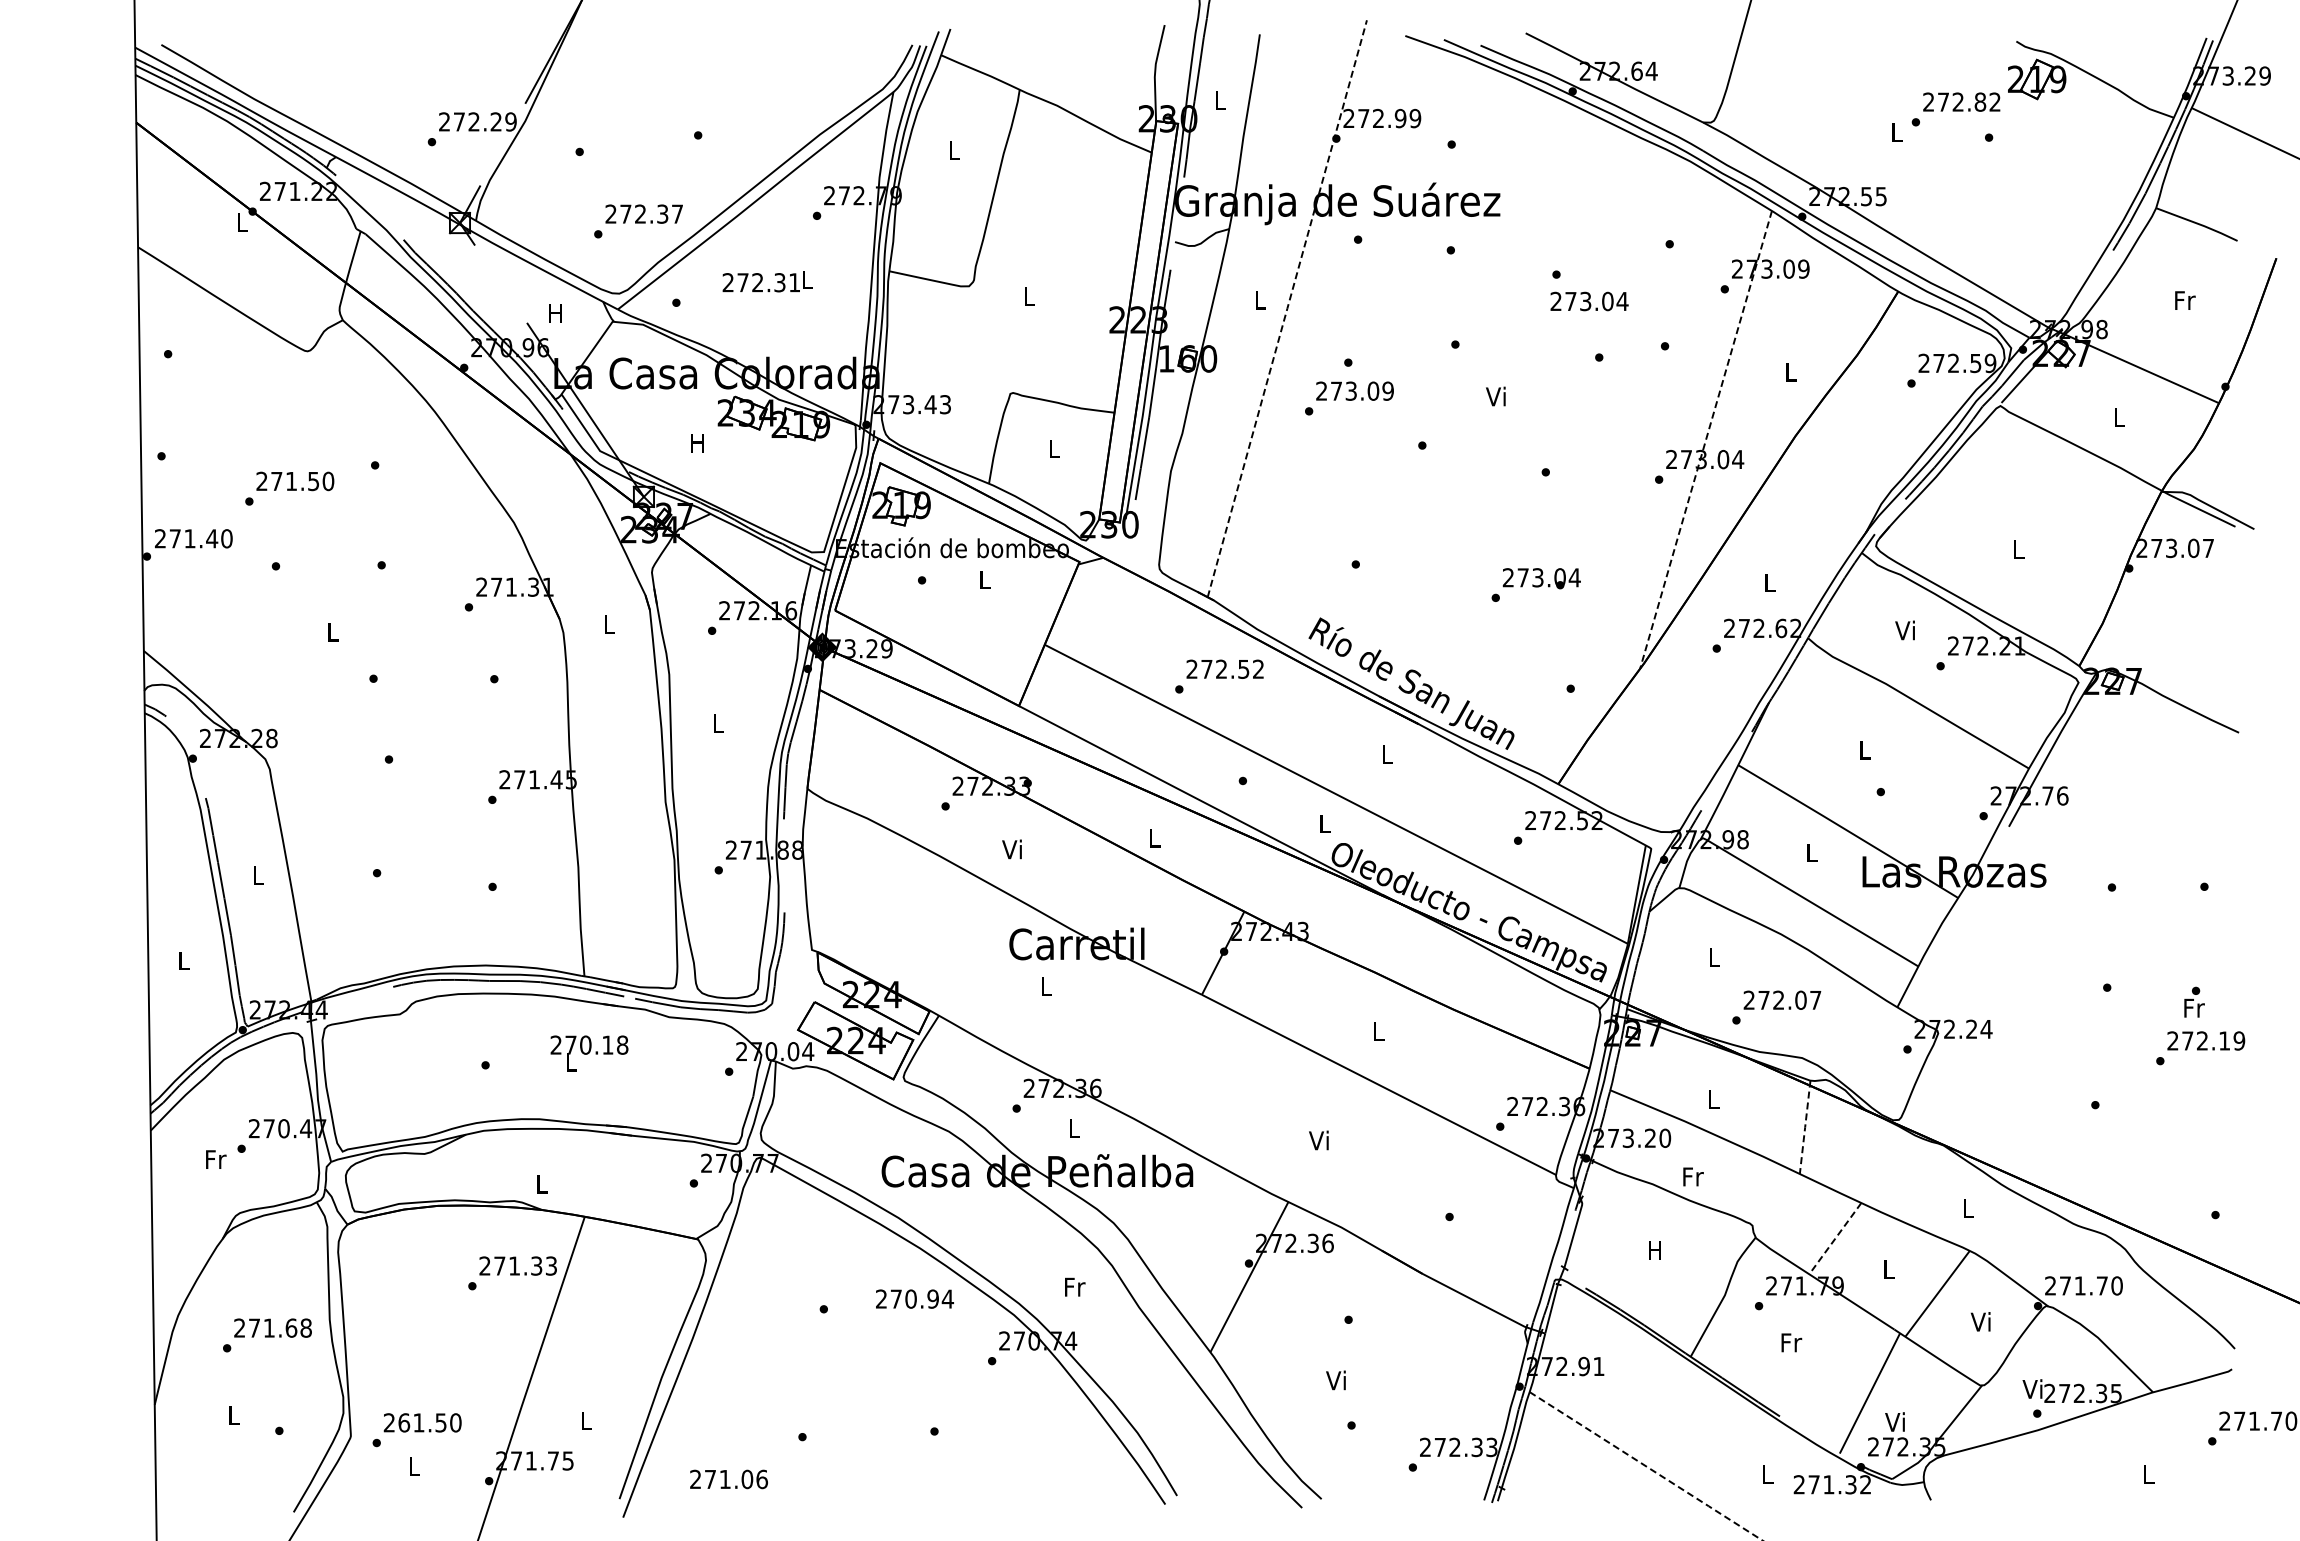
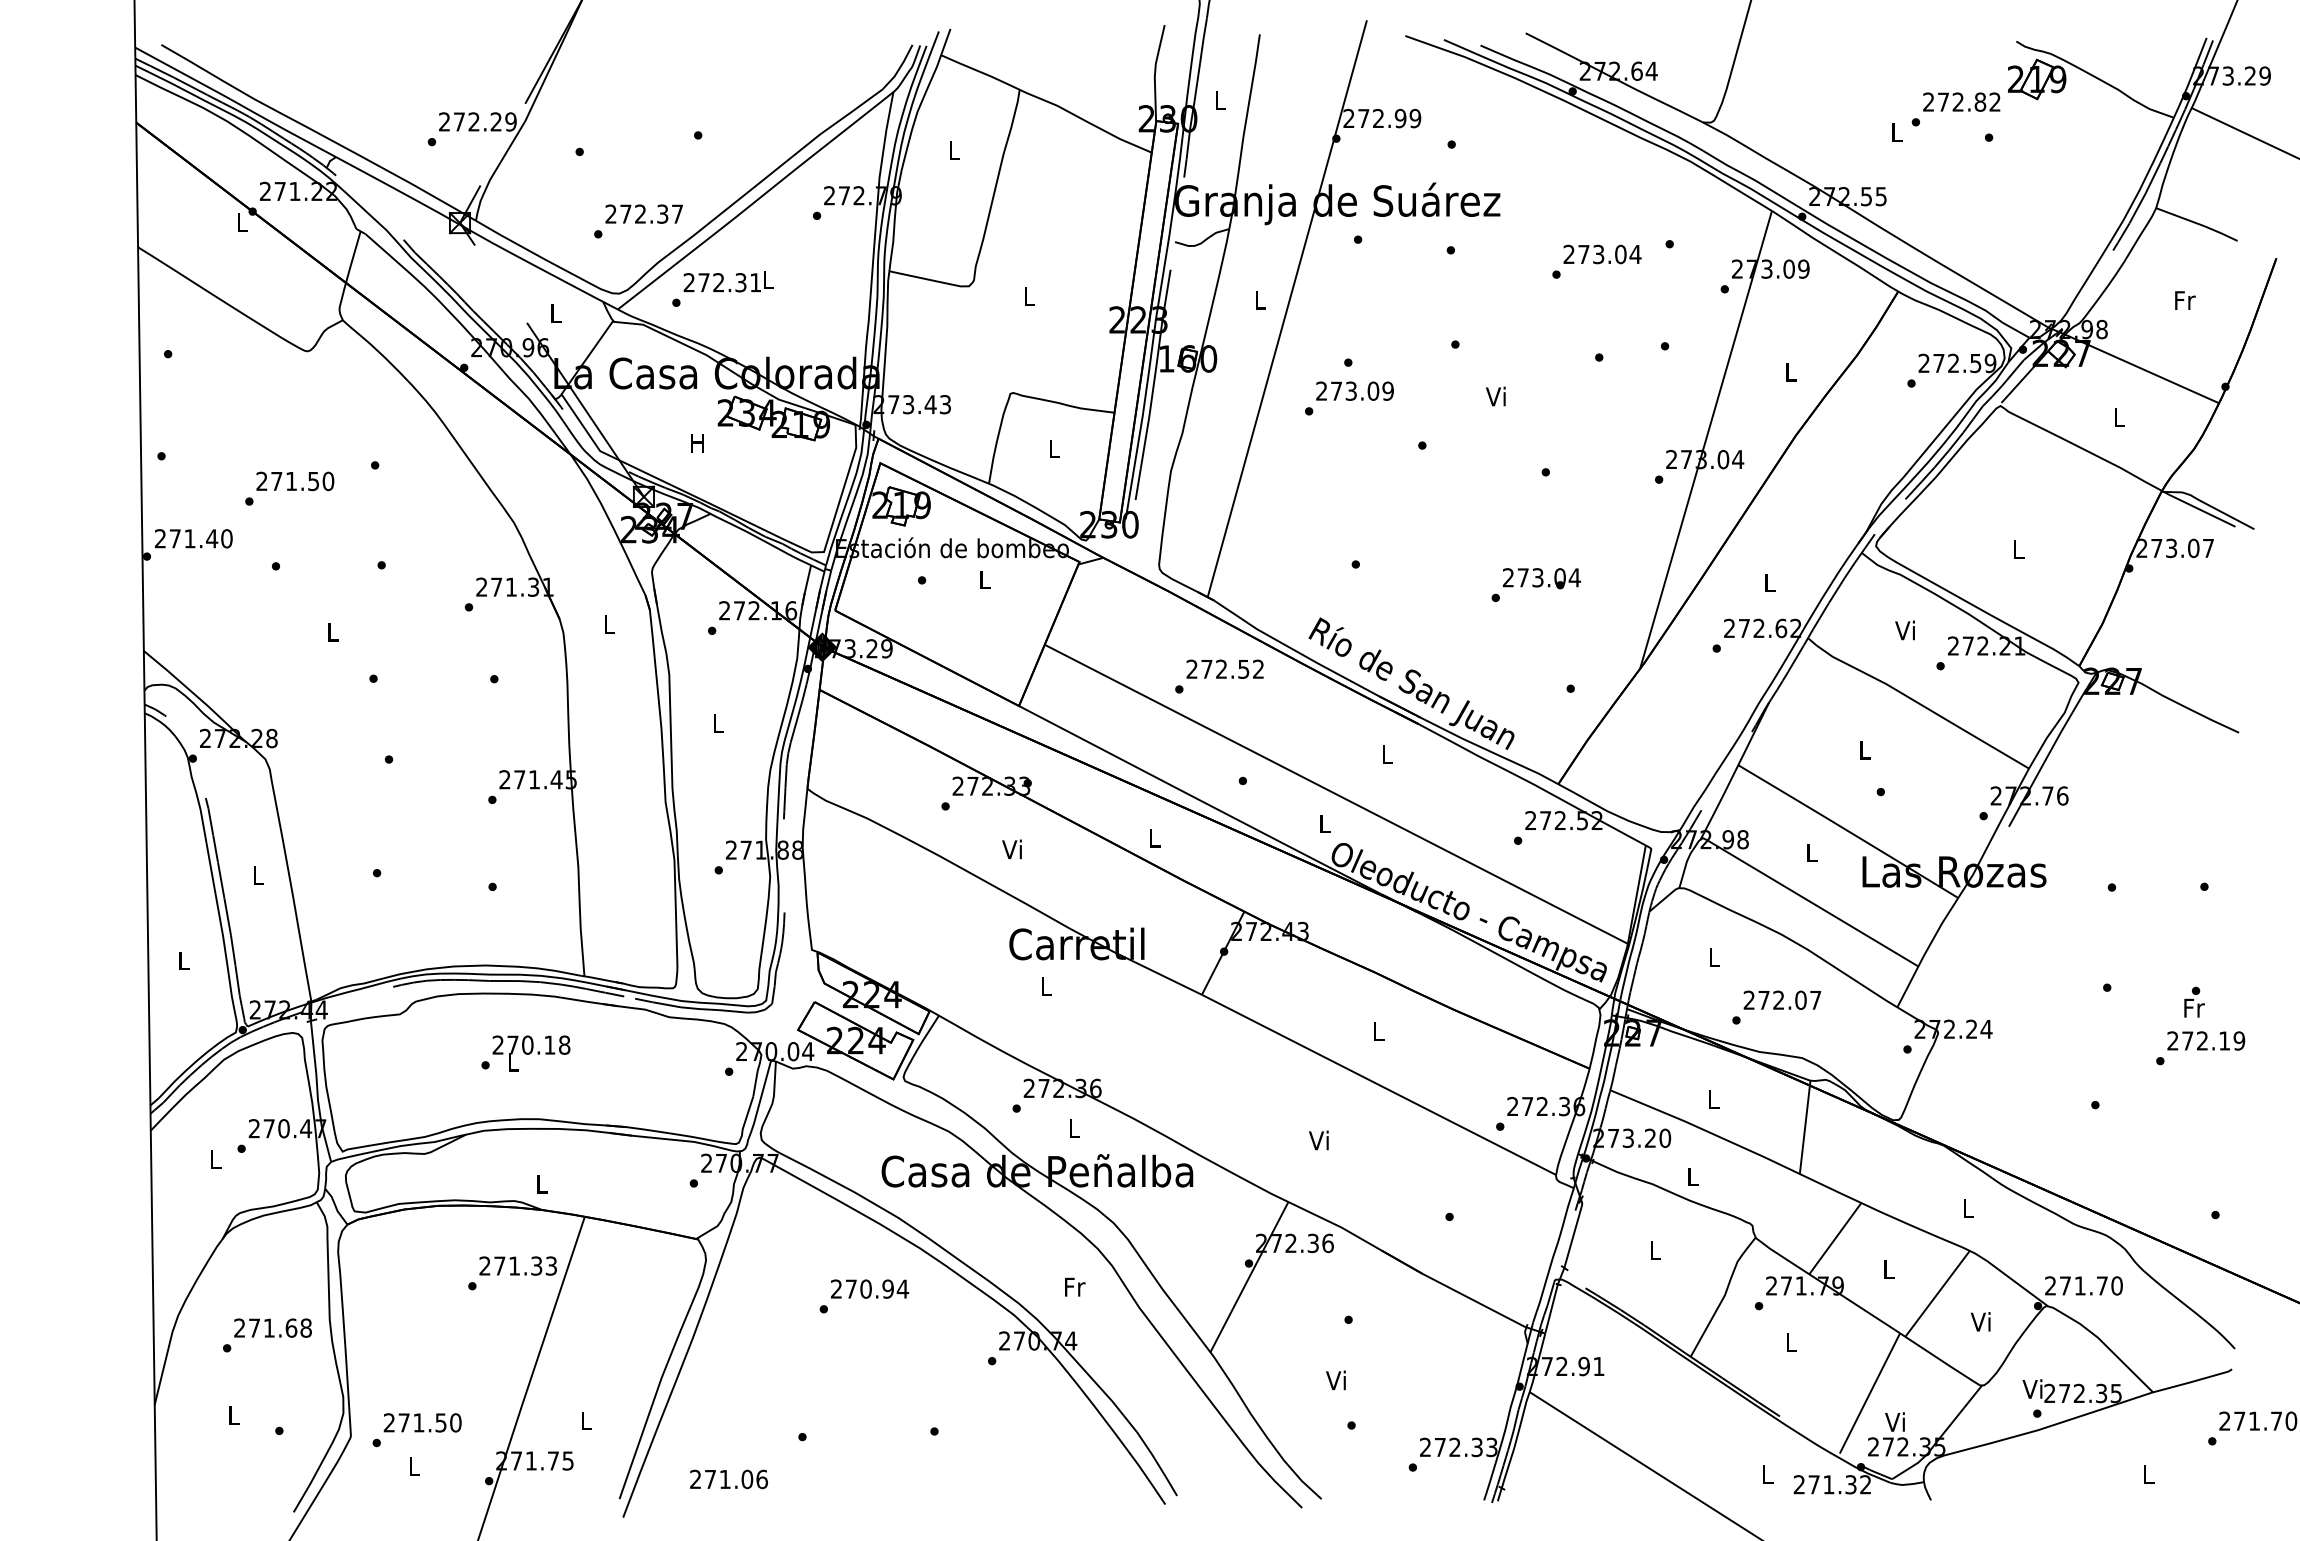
text position: (767, 281) -> (728, 281) (728, 281)
text position: (1589, 301) -> (1602, 254) (1602, 254)
line: dashed -> solid (1287, 308)
text: H -> L (555, 313)
line: dashed -> solid (1706, 439)
text position: (589, 1053) -> (531, 1053) (531, 1053)
line: dashed -> solid (1805, 1127)
text: Fr -> L (216, 1159)
text: Fr -> L (1693, 1176)
line: dashed -> solid (1835, 1238)
text: H -> L (1654, 1250)
text position: (914, 1298) -> (869, 1288) (869, 1288)
text: Fr -> L (1791, 1342)
text: 261.50 -> 271.50 (404, 1422)
line: dashed -> solid (1646, 1466)
